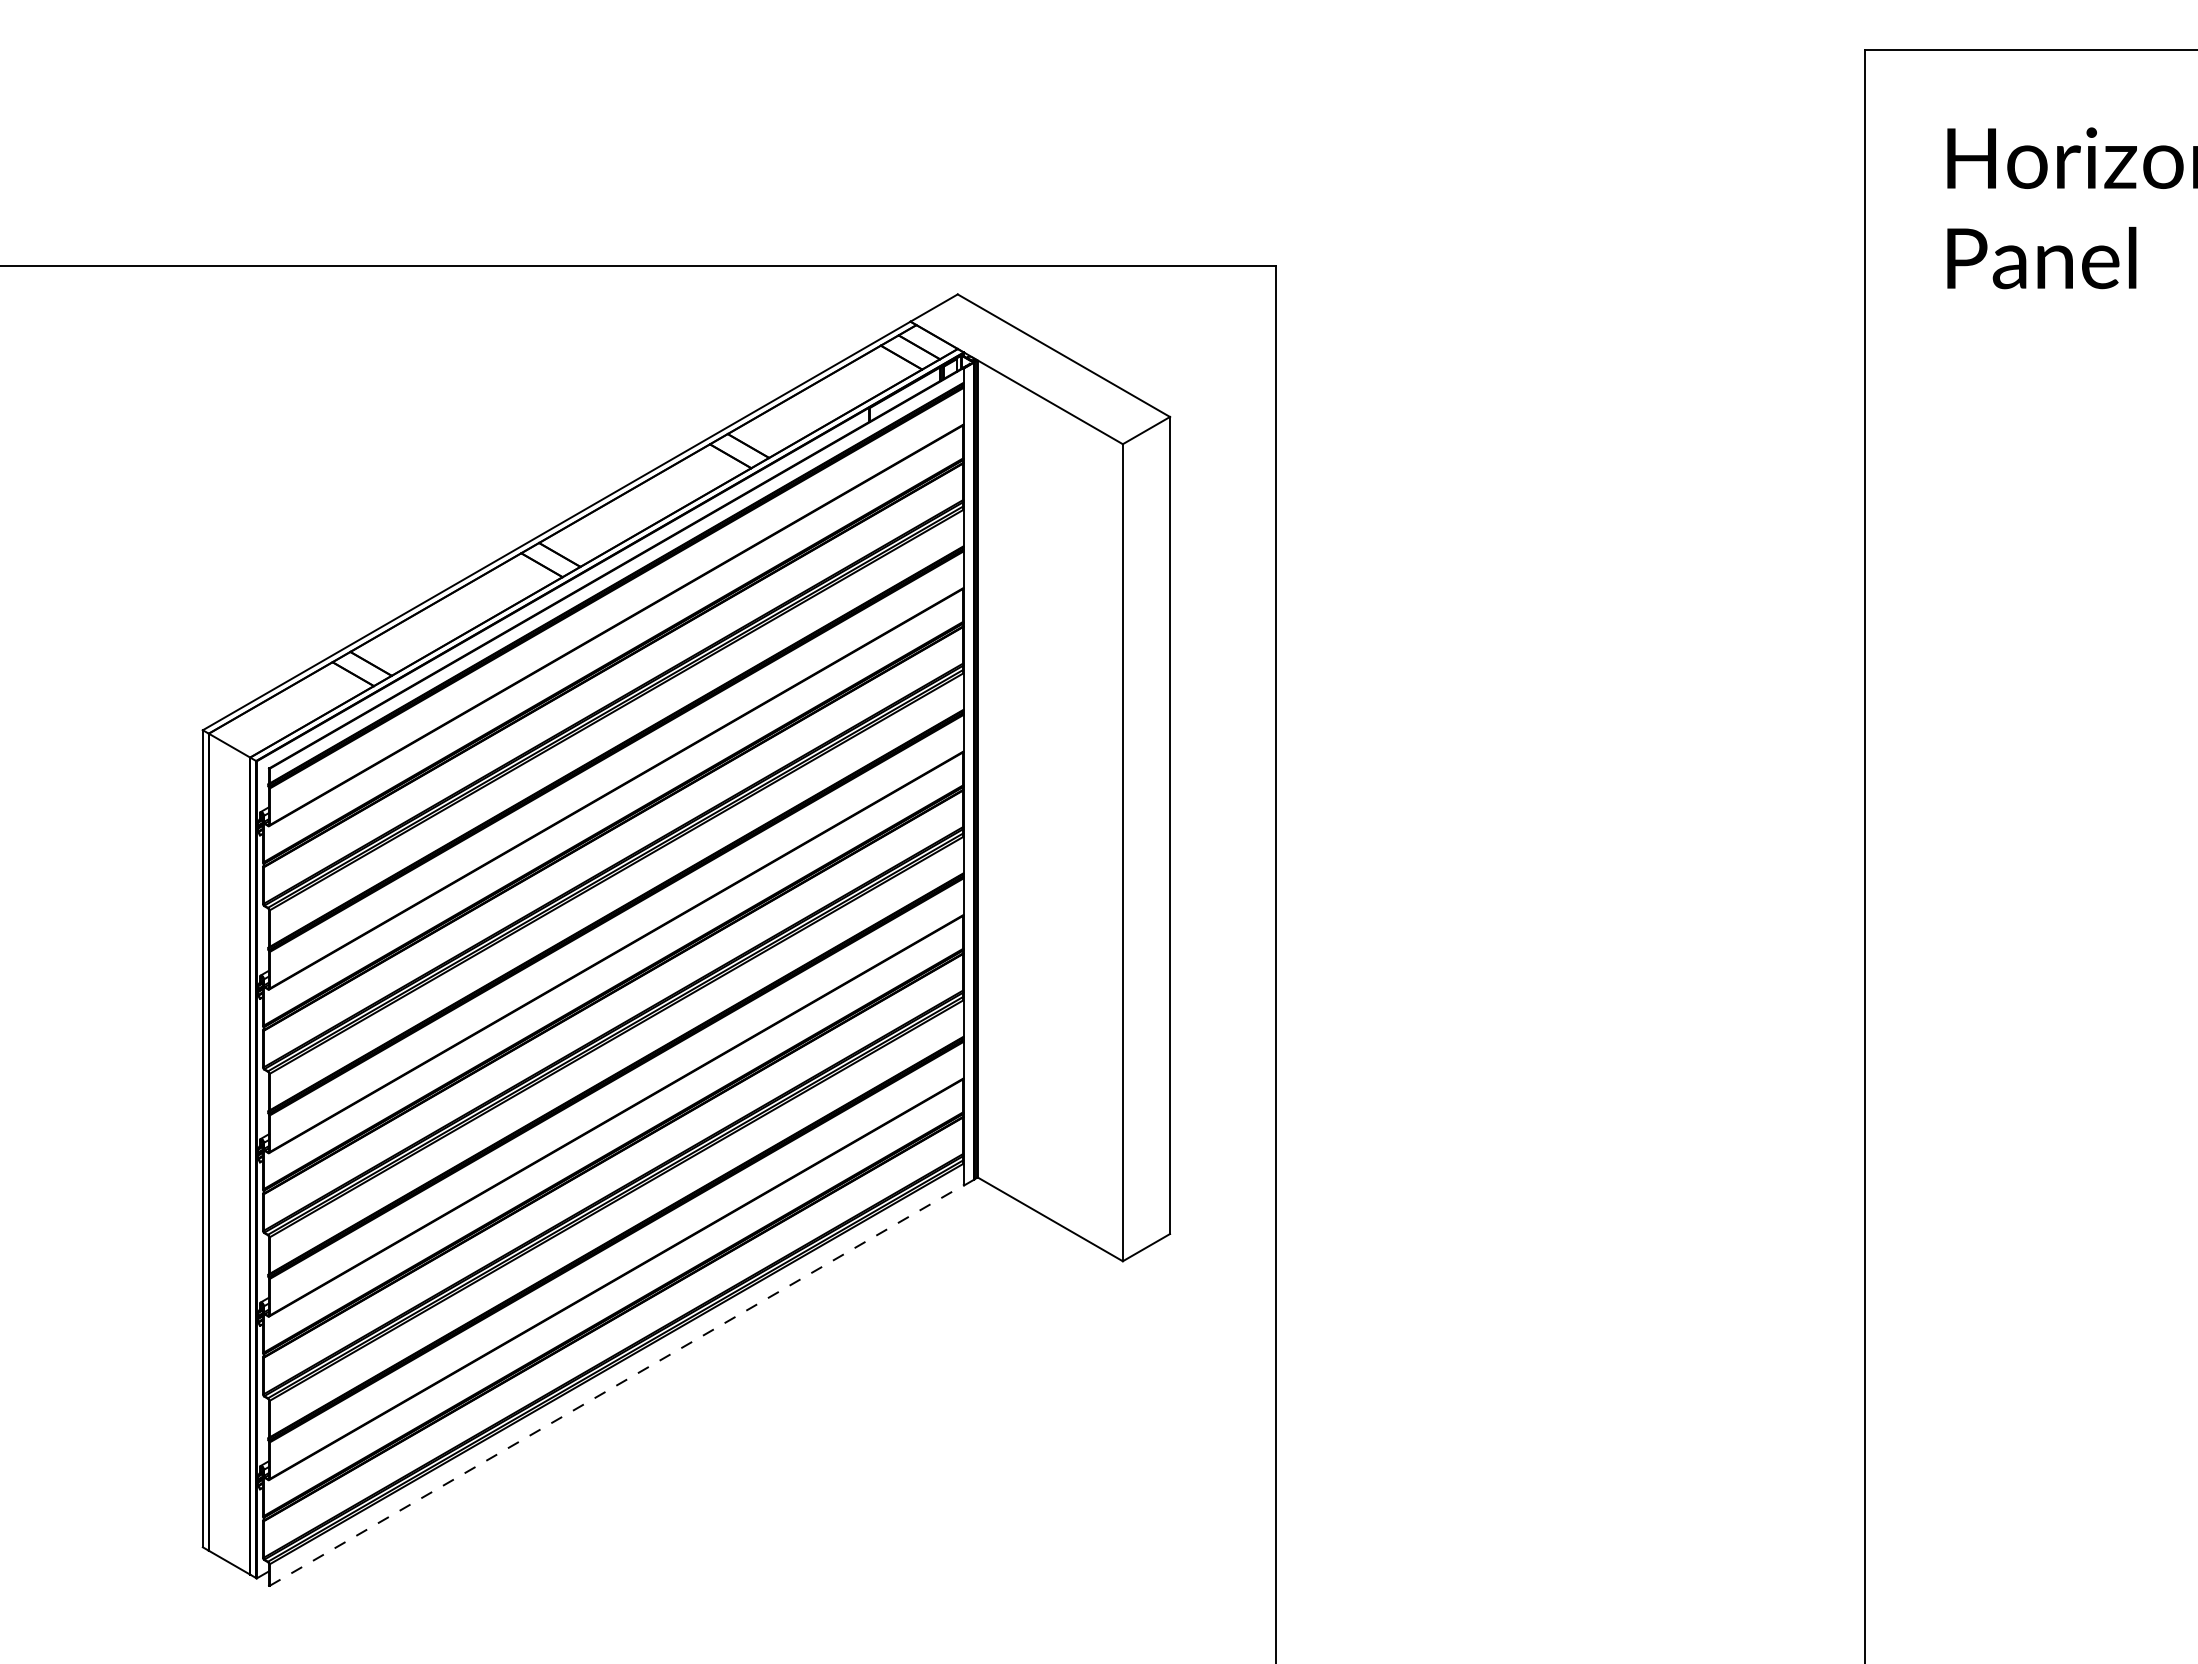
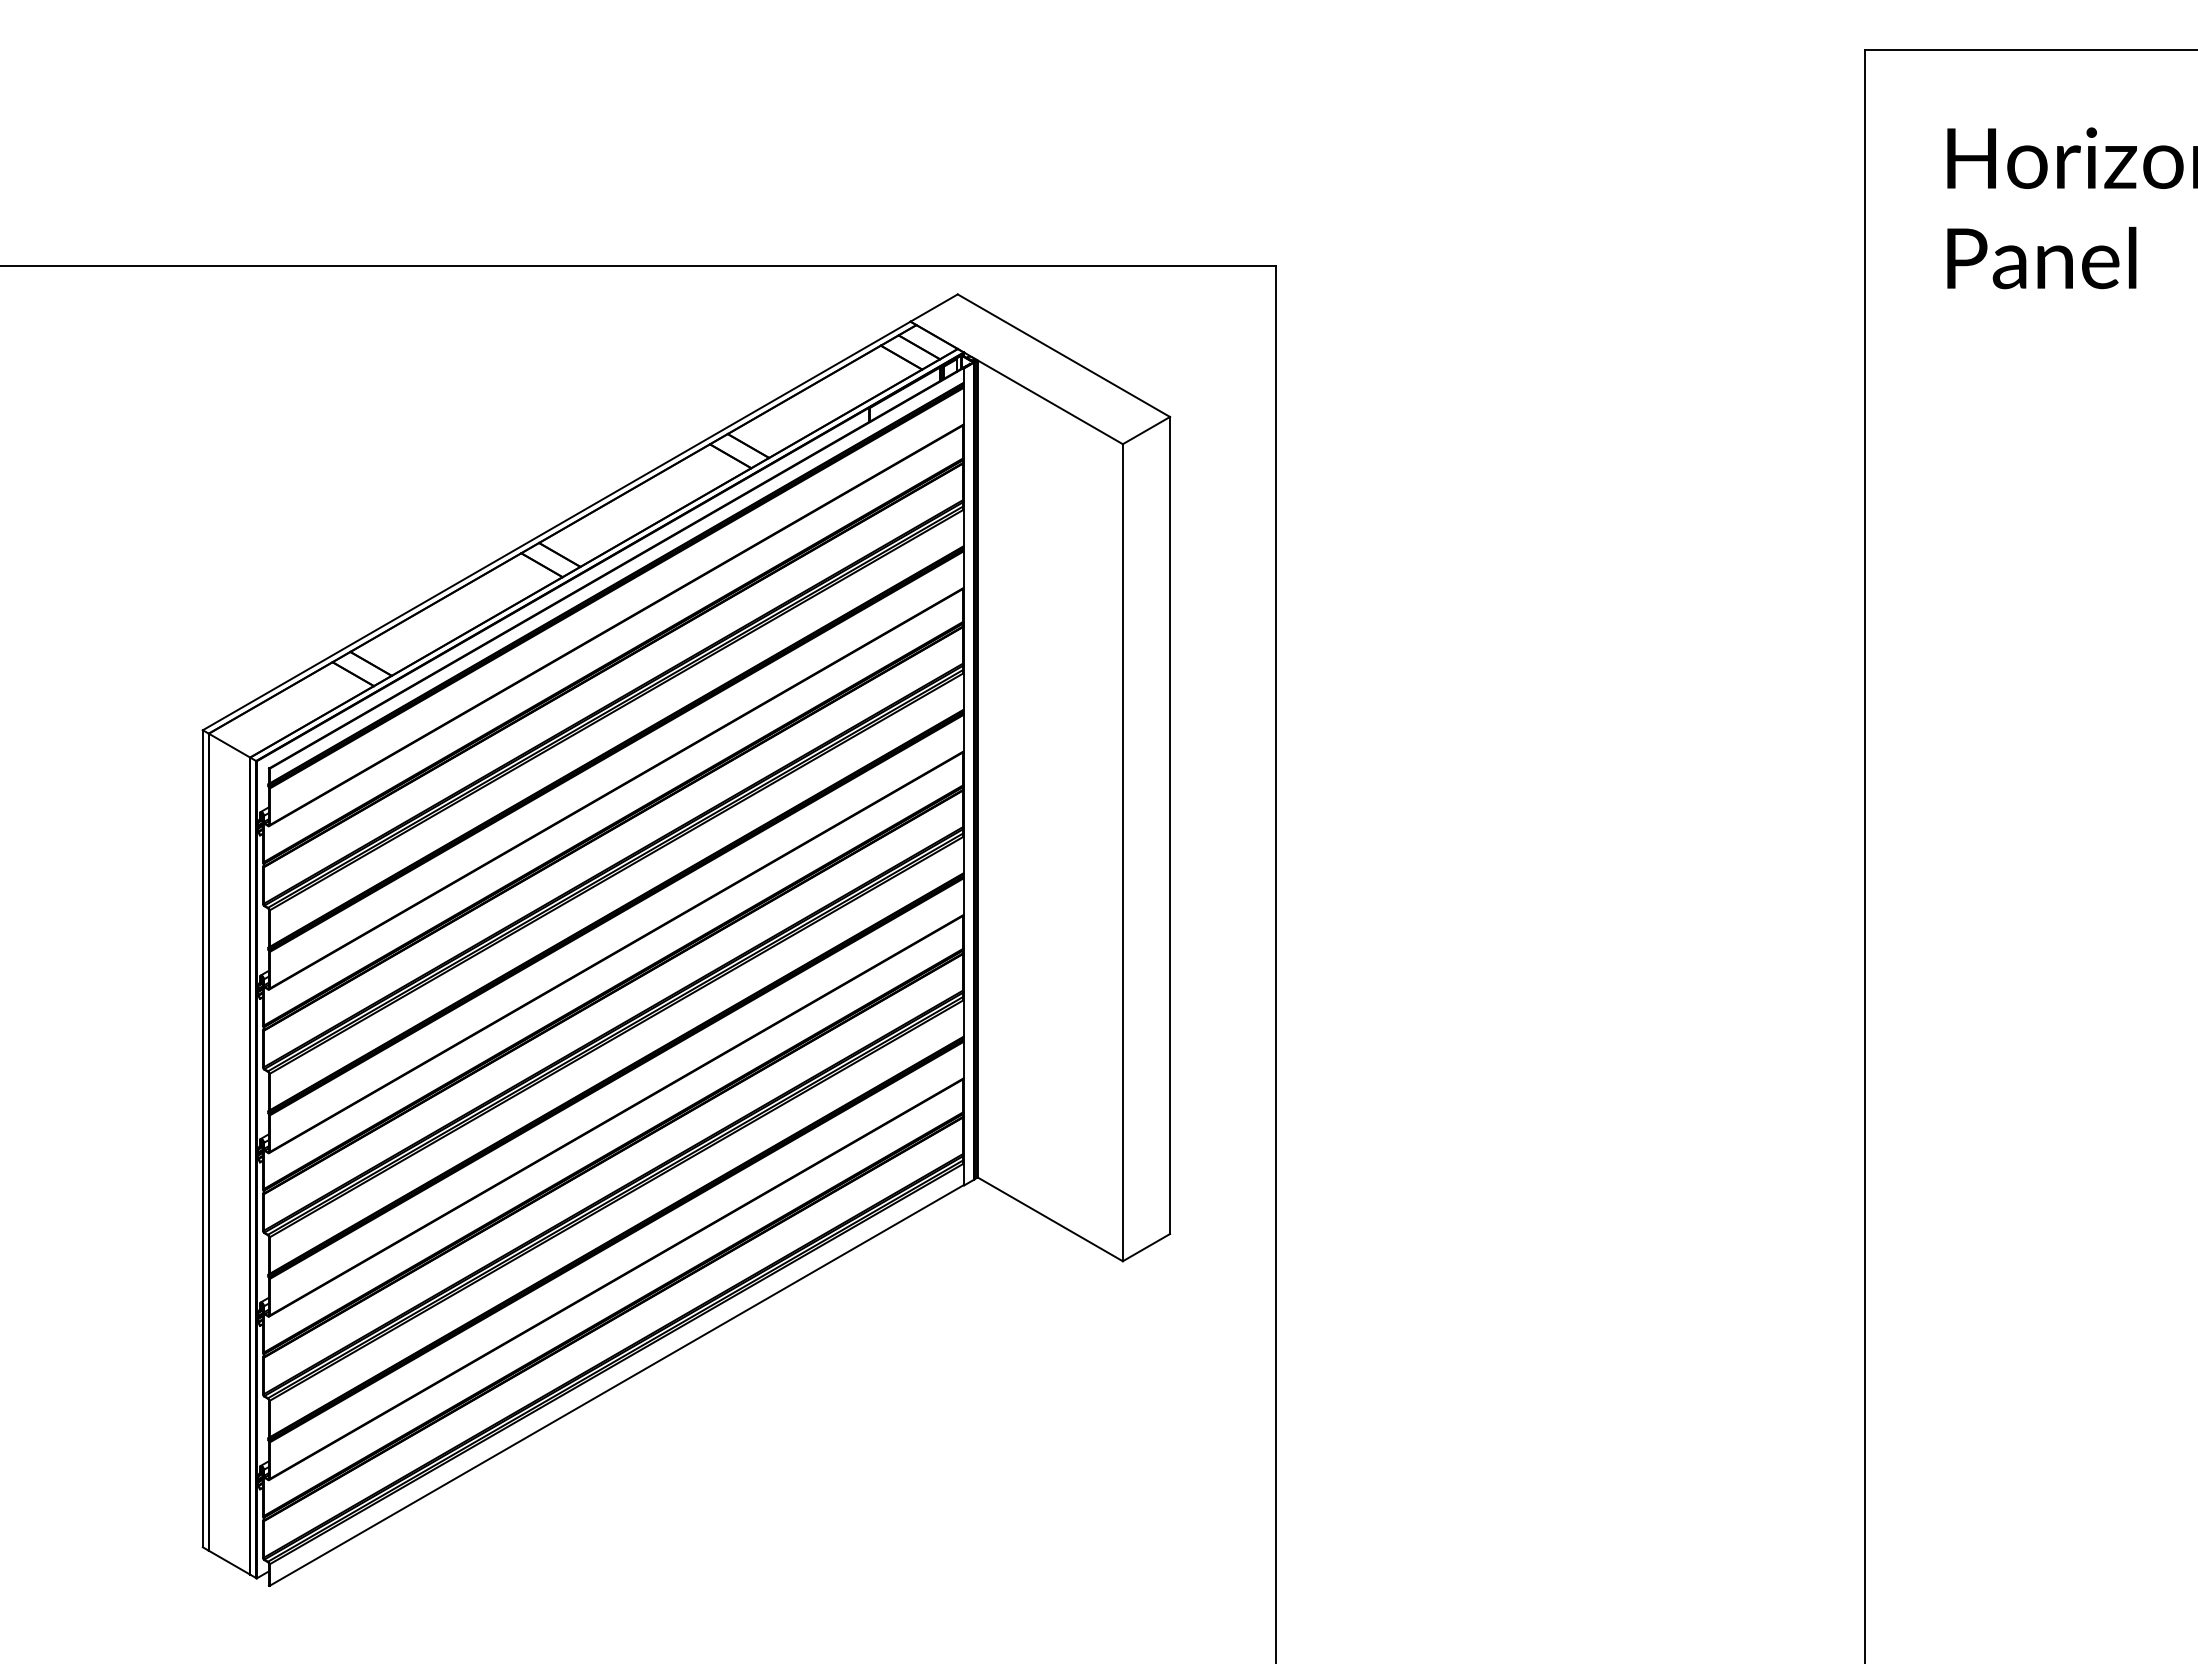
line: dashed -> solid (616, 1385)
